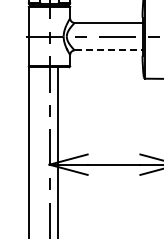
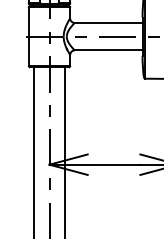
line: dashed -> solid (108, 50)
line position: (28, 151) -> (33, 151) (33, 151)
line position: (58, 151) -> (65, 151) (65, 151)
